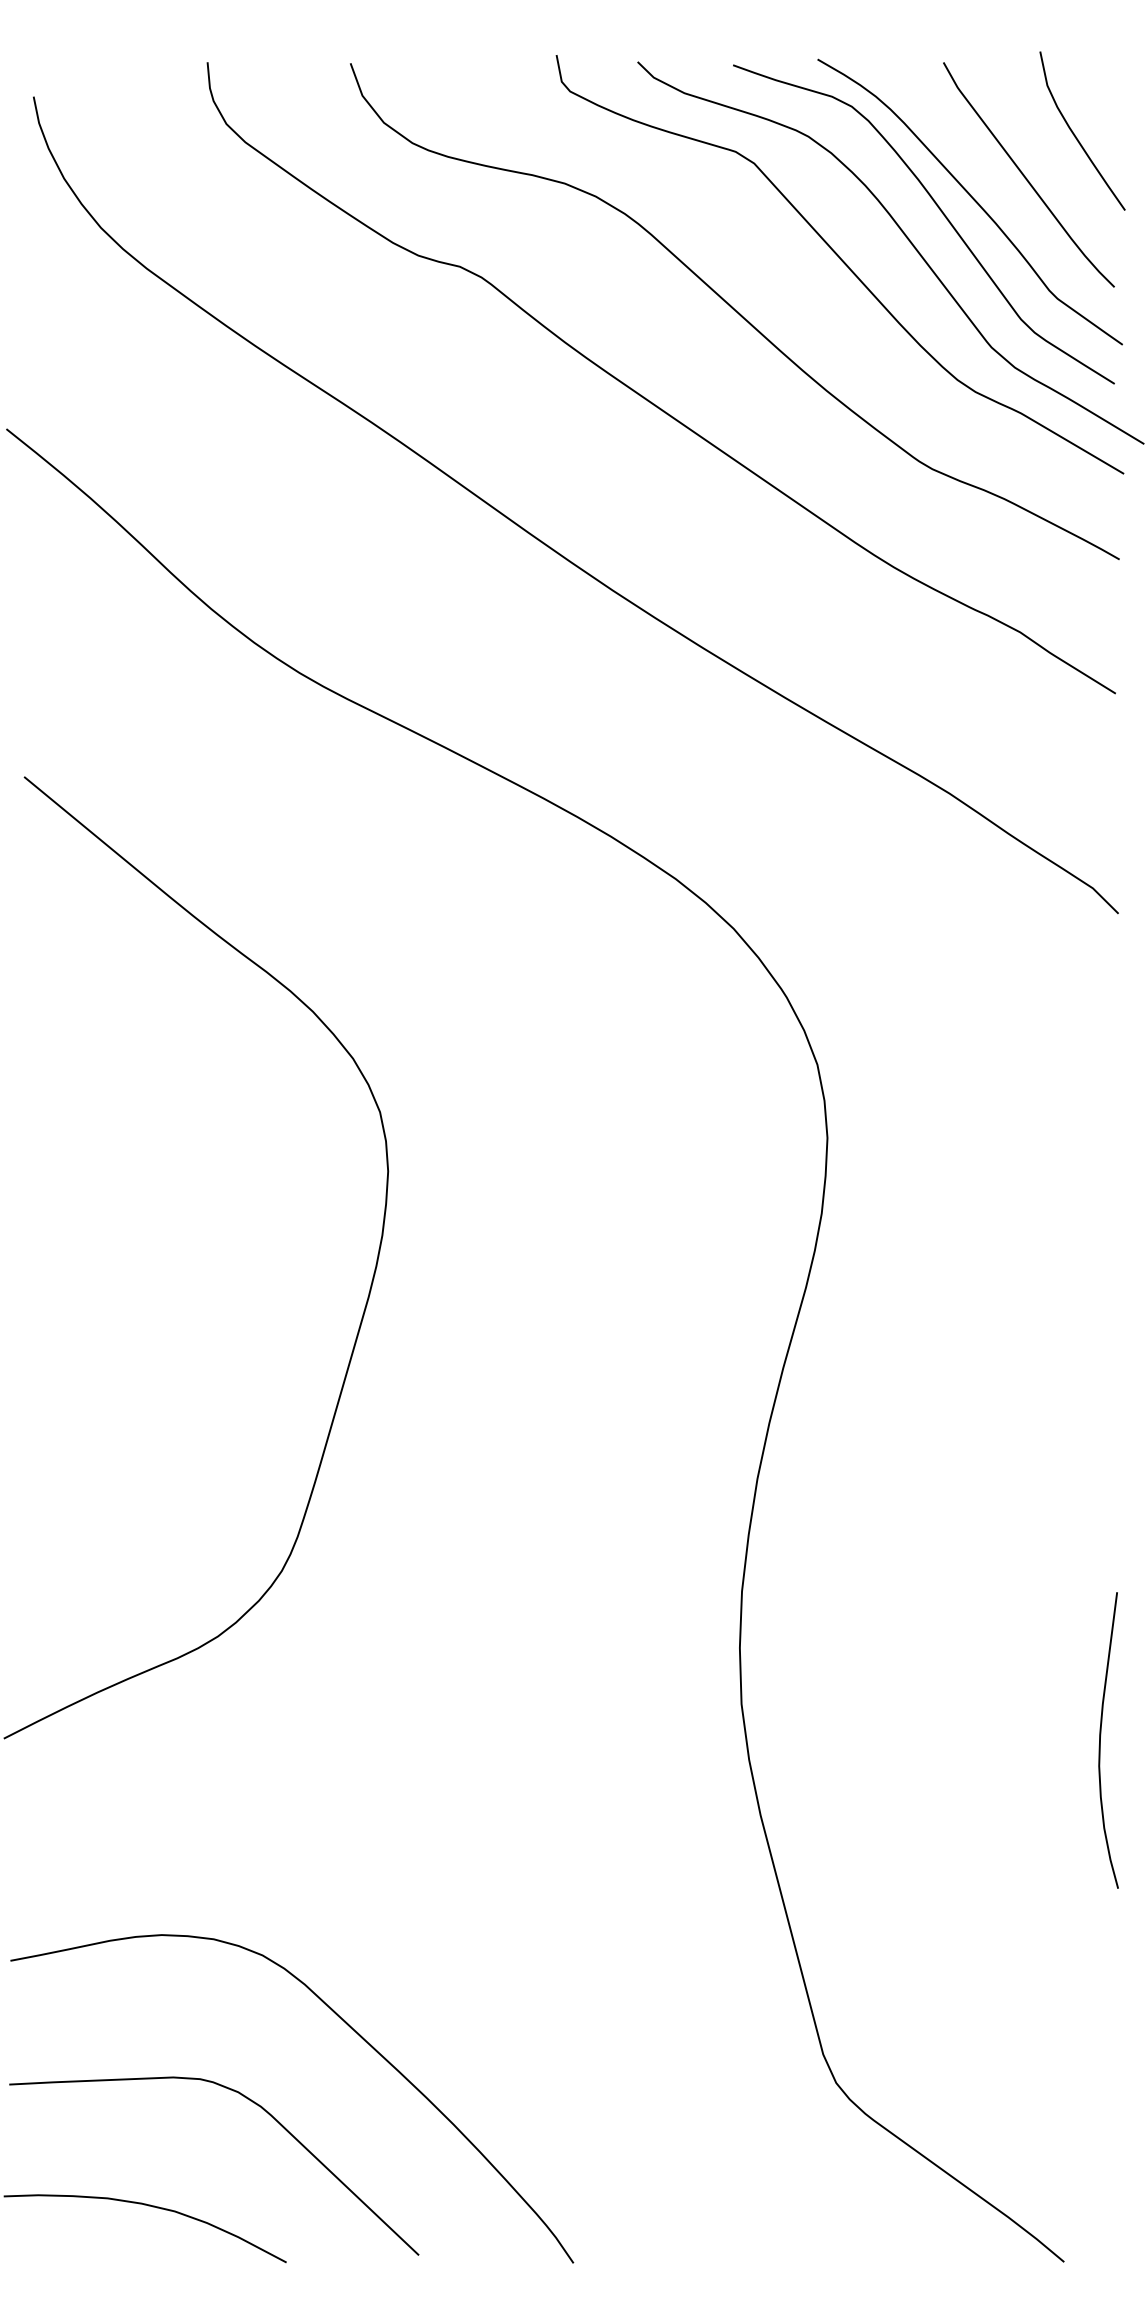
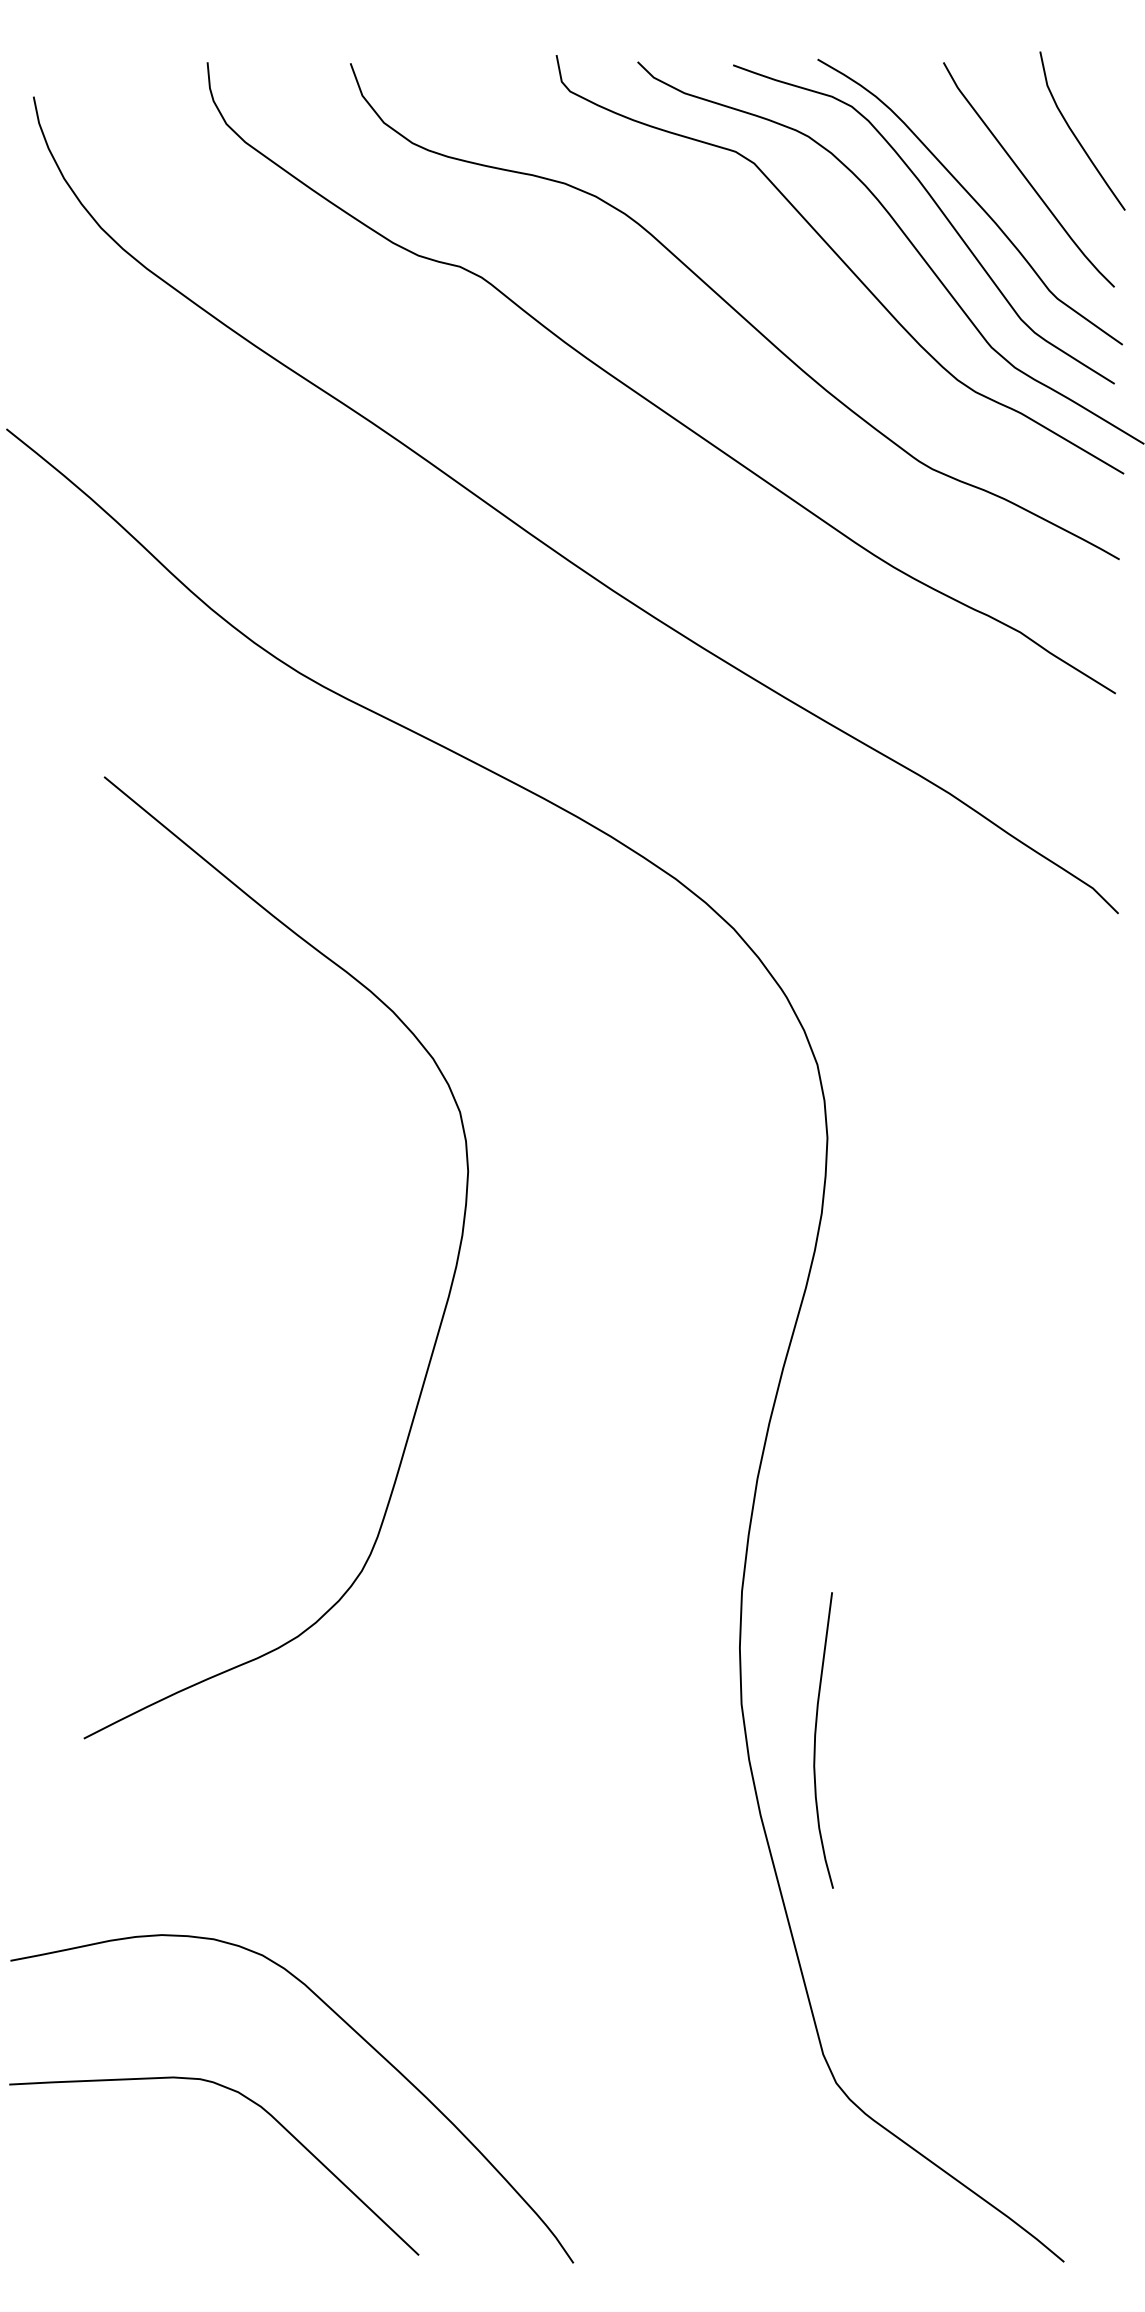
curve position: (365, 1303) -> (445, 1303) (445, 1303)
curve position: (1100, 1740) -> (815, 1740) (815, 1740)
curve: present -> none (148, 2206)
